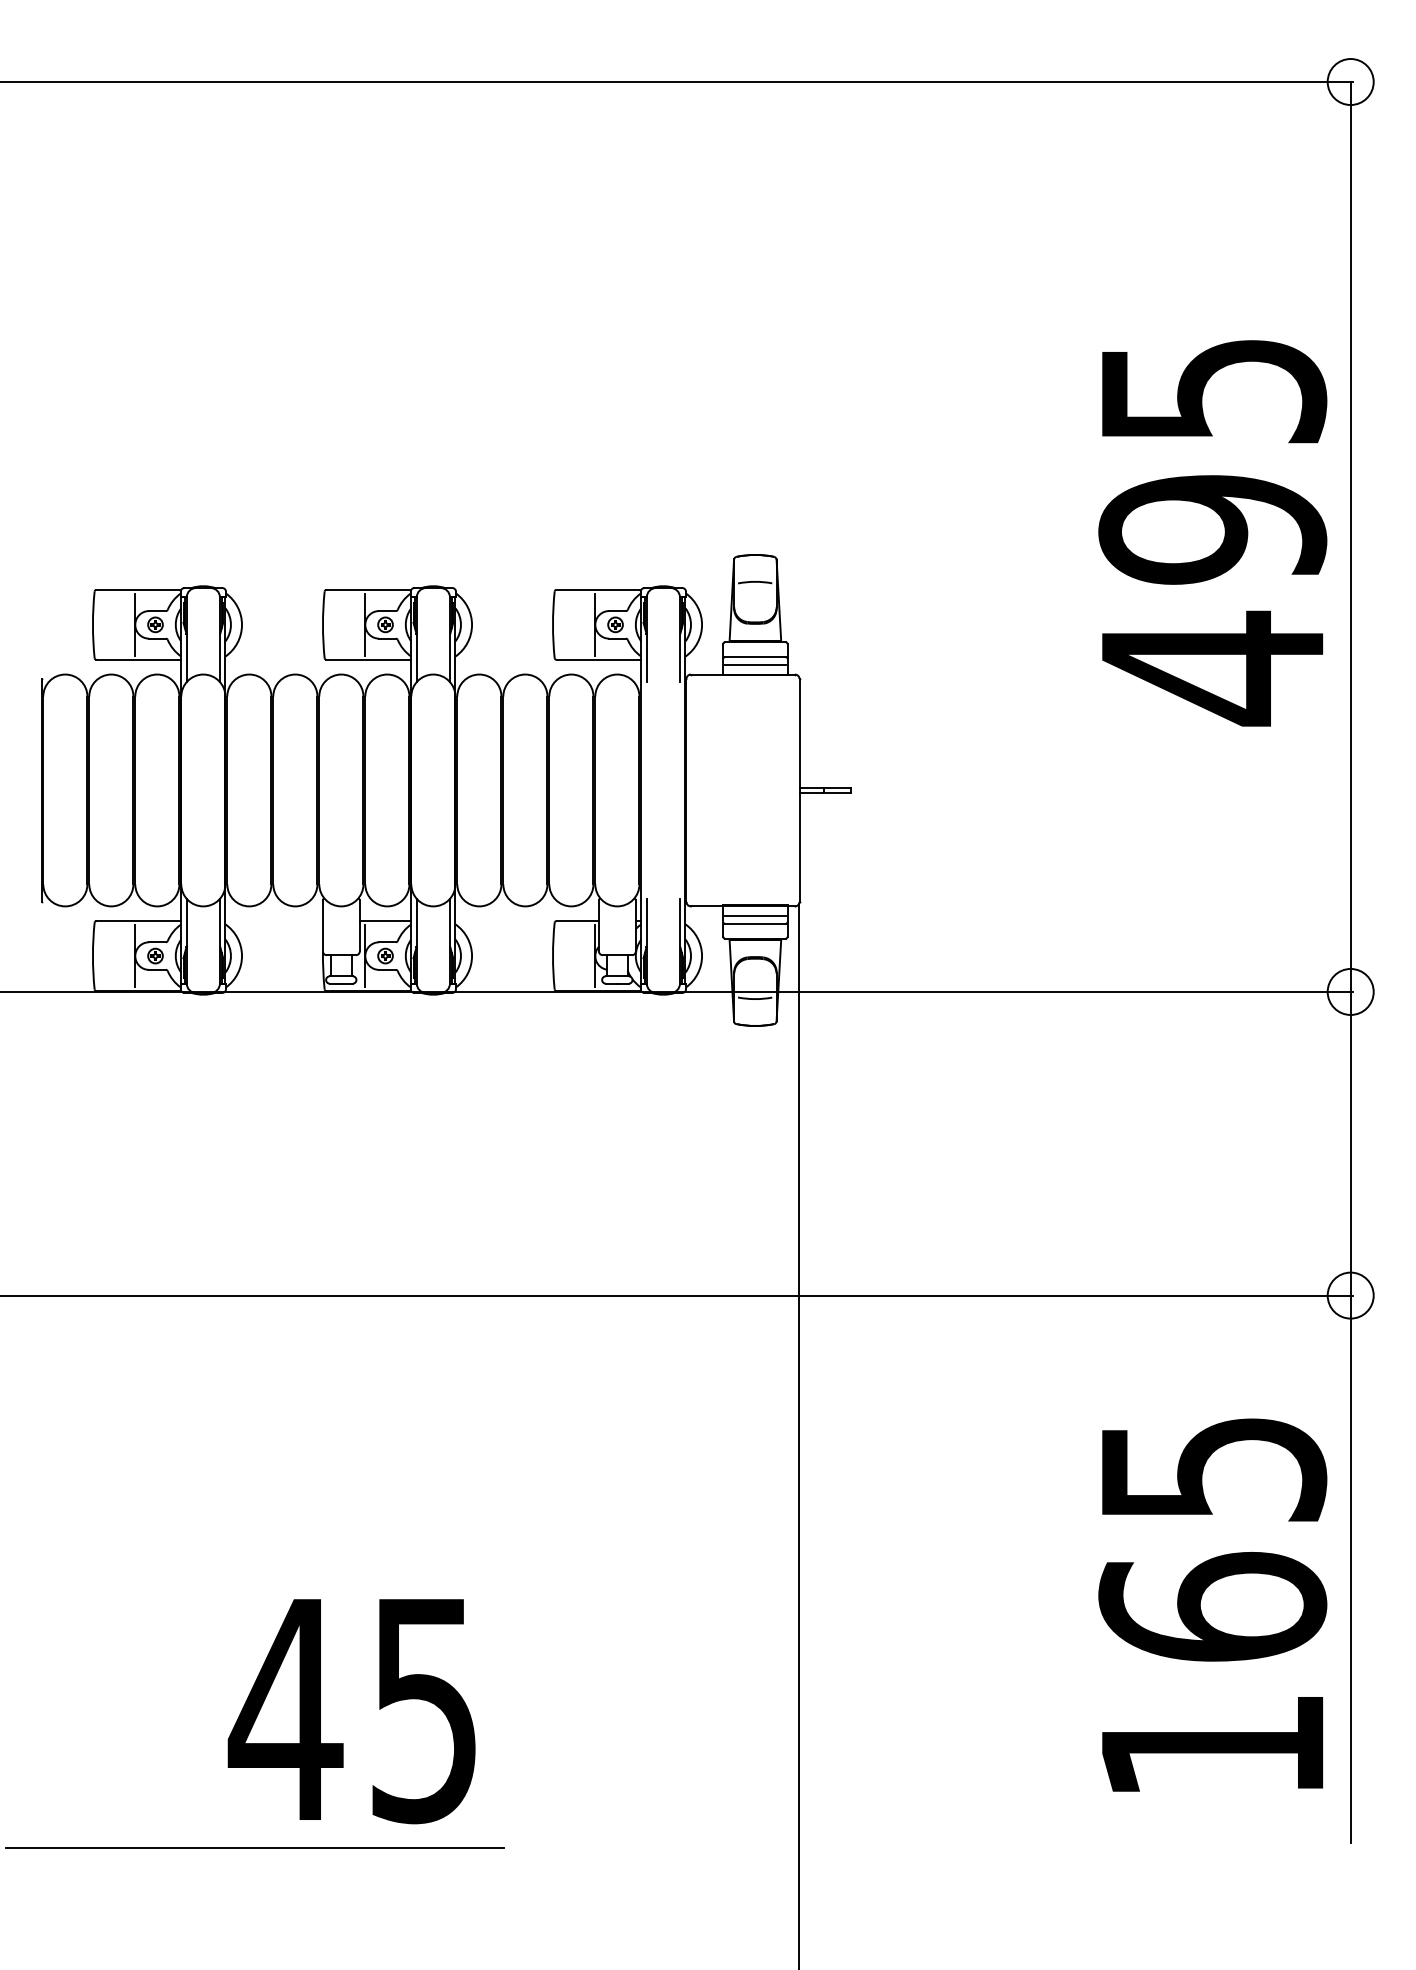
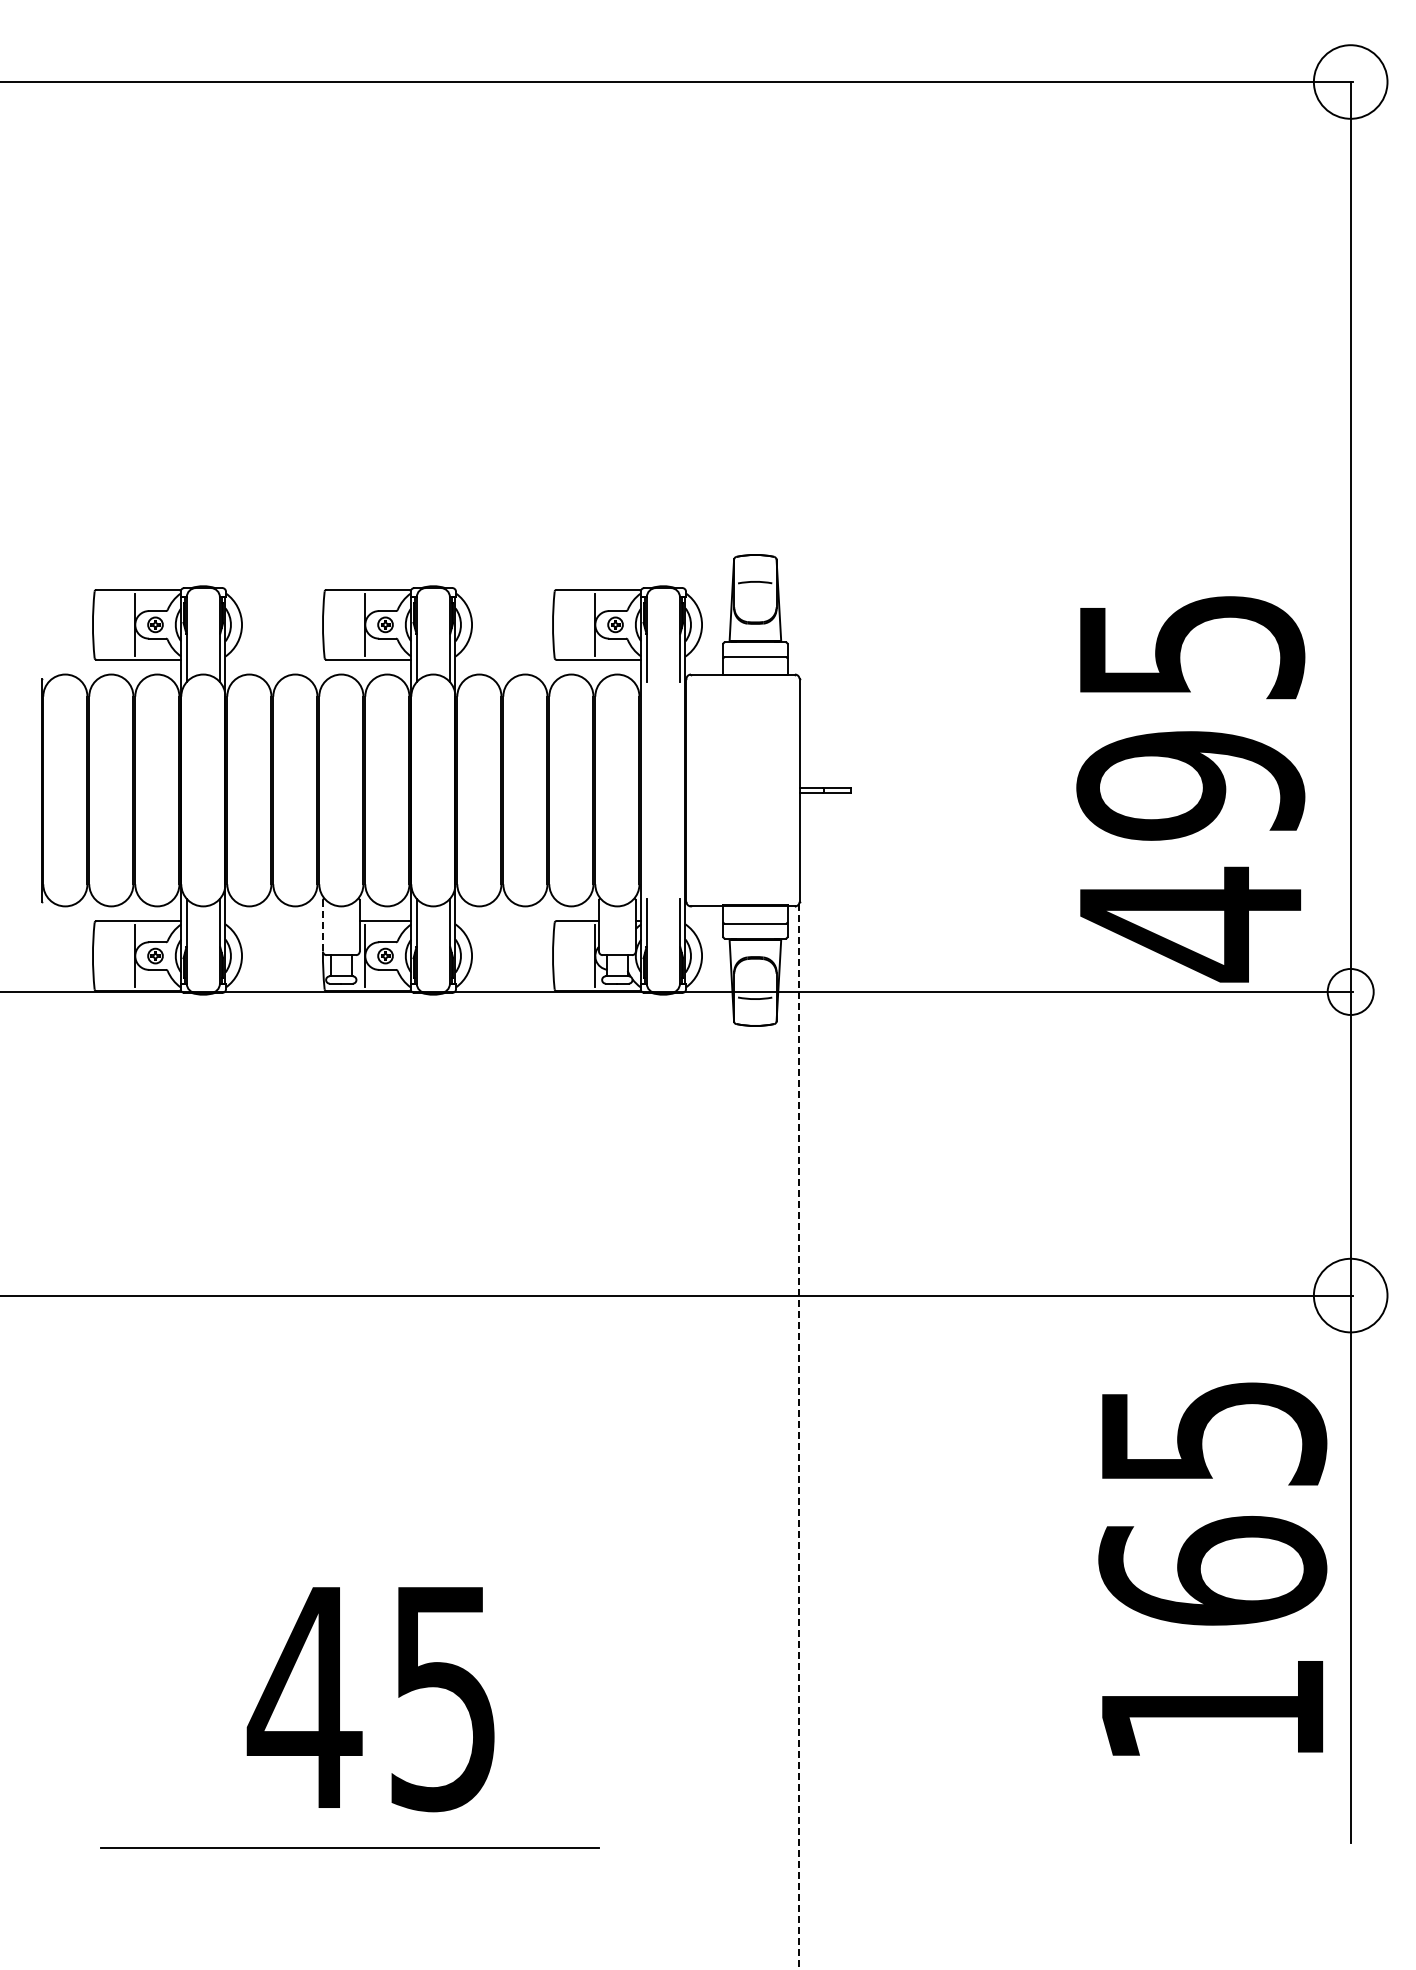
circle diameter: 46 px -> 74 px (1350, 81)
text position: (1212, 533) -> (1190, 789) (1190, 789)
line: present -> none (754, 665)
line: present -> none (754, 915)
line: solid -> dashed (322, 925)
circle diameter: 46 px -> 74 px (1350, 1295)
line: solid -> dashed (798, 1436)
text position: (1212, 1604) -> (1212, 1568) (1212, 1568)
text position: (351, 1711) -> (370, 1699) (370, 1699)
line position: (254, 1847) -> (349, 1847) (349, 1847)
